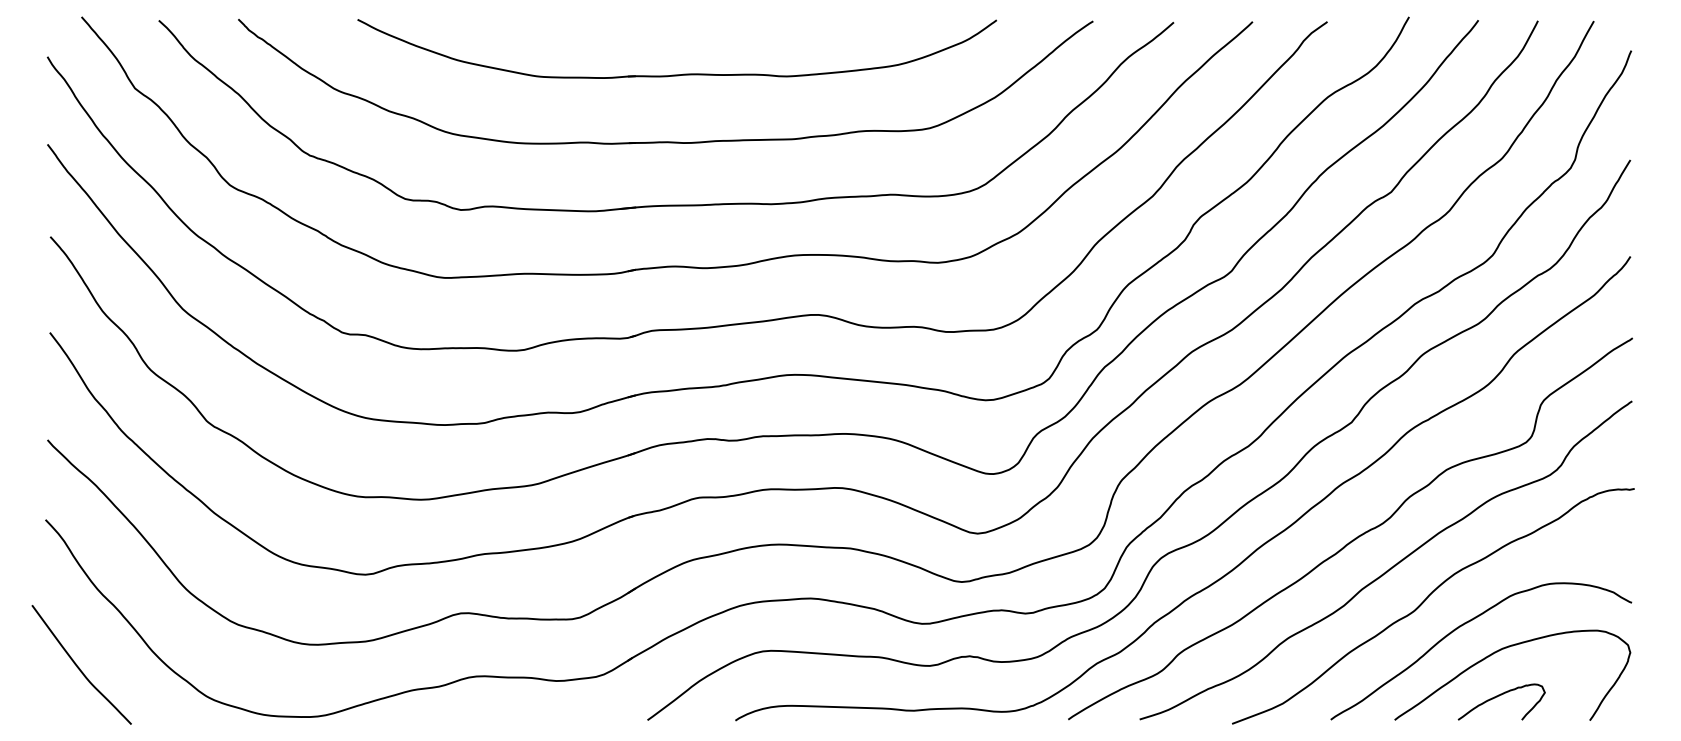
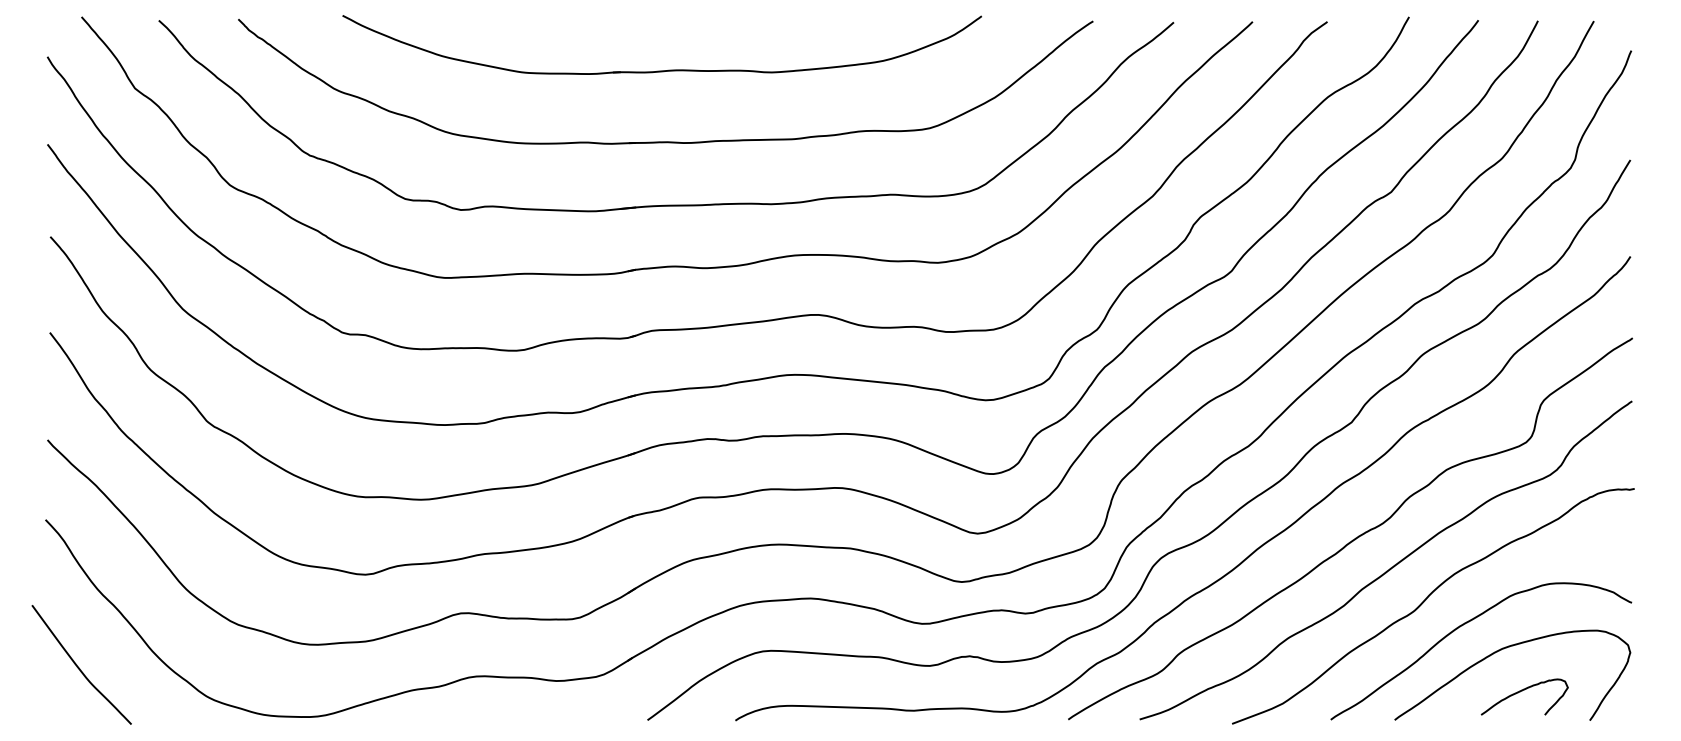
part position: (683, 73) -> (668, 69) (668, 69)
curve position: (1499, 696) -> (1522, 691) (1522, 691)
